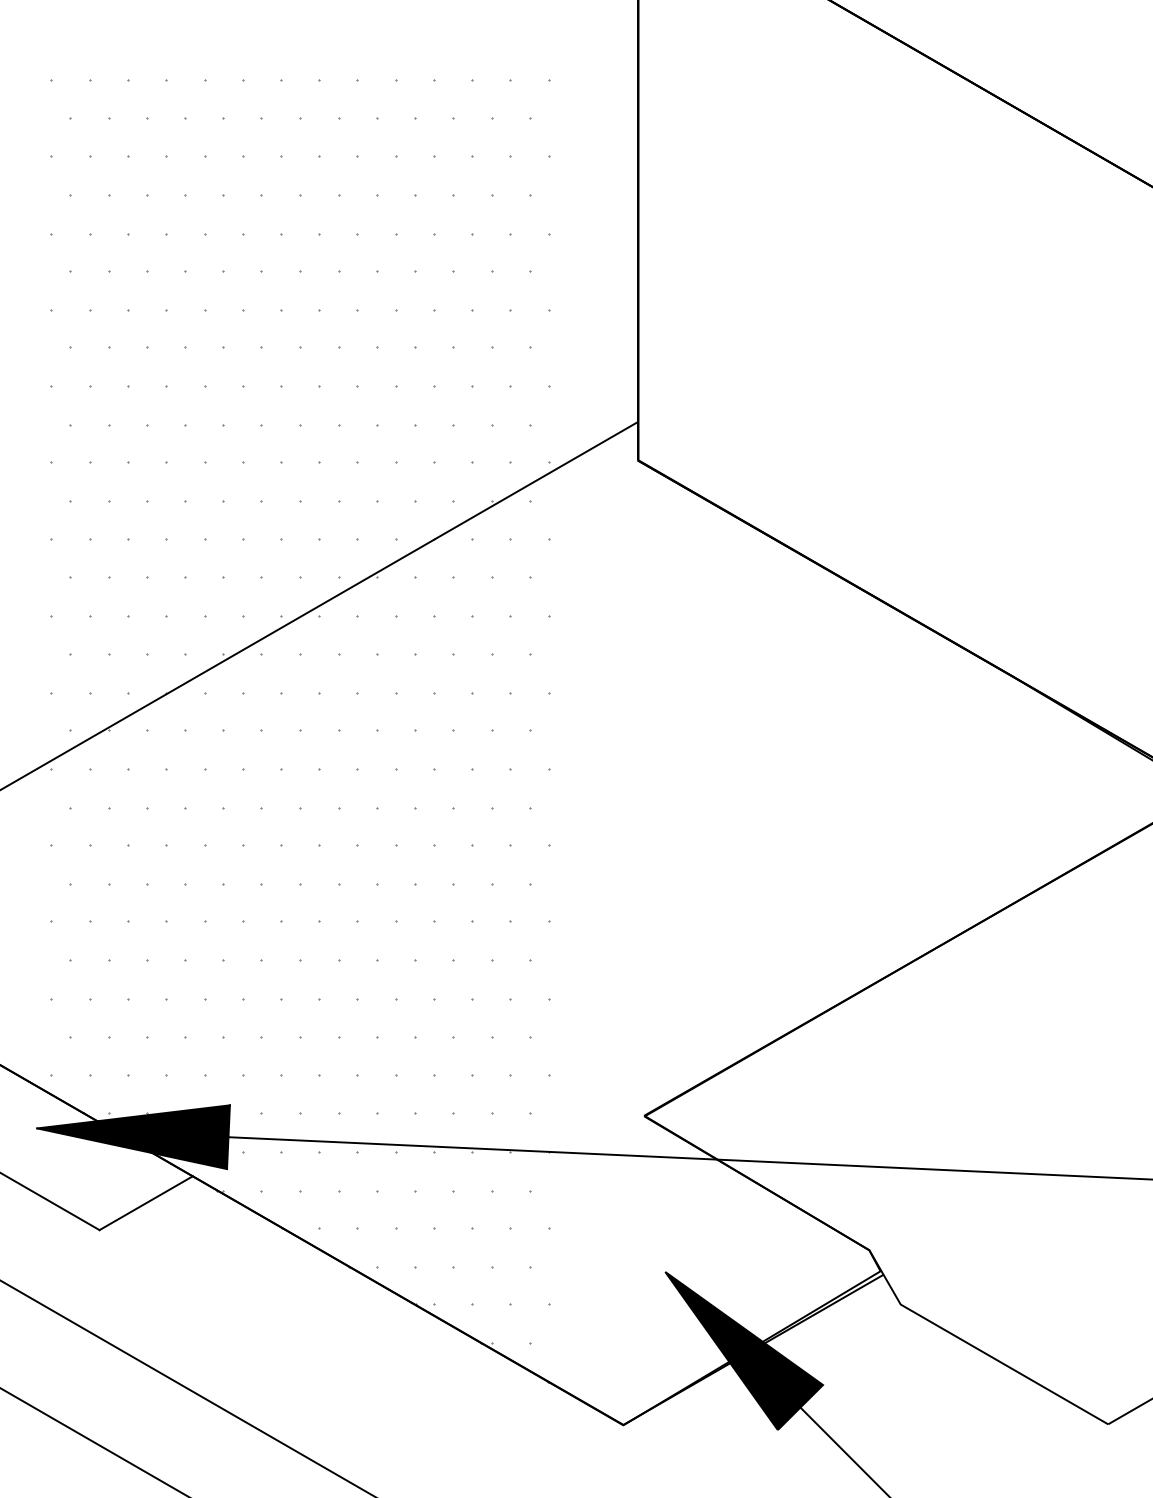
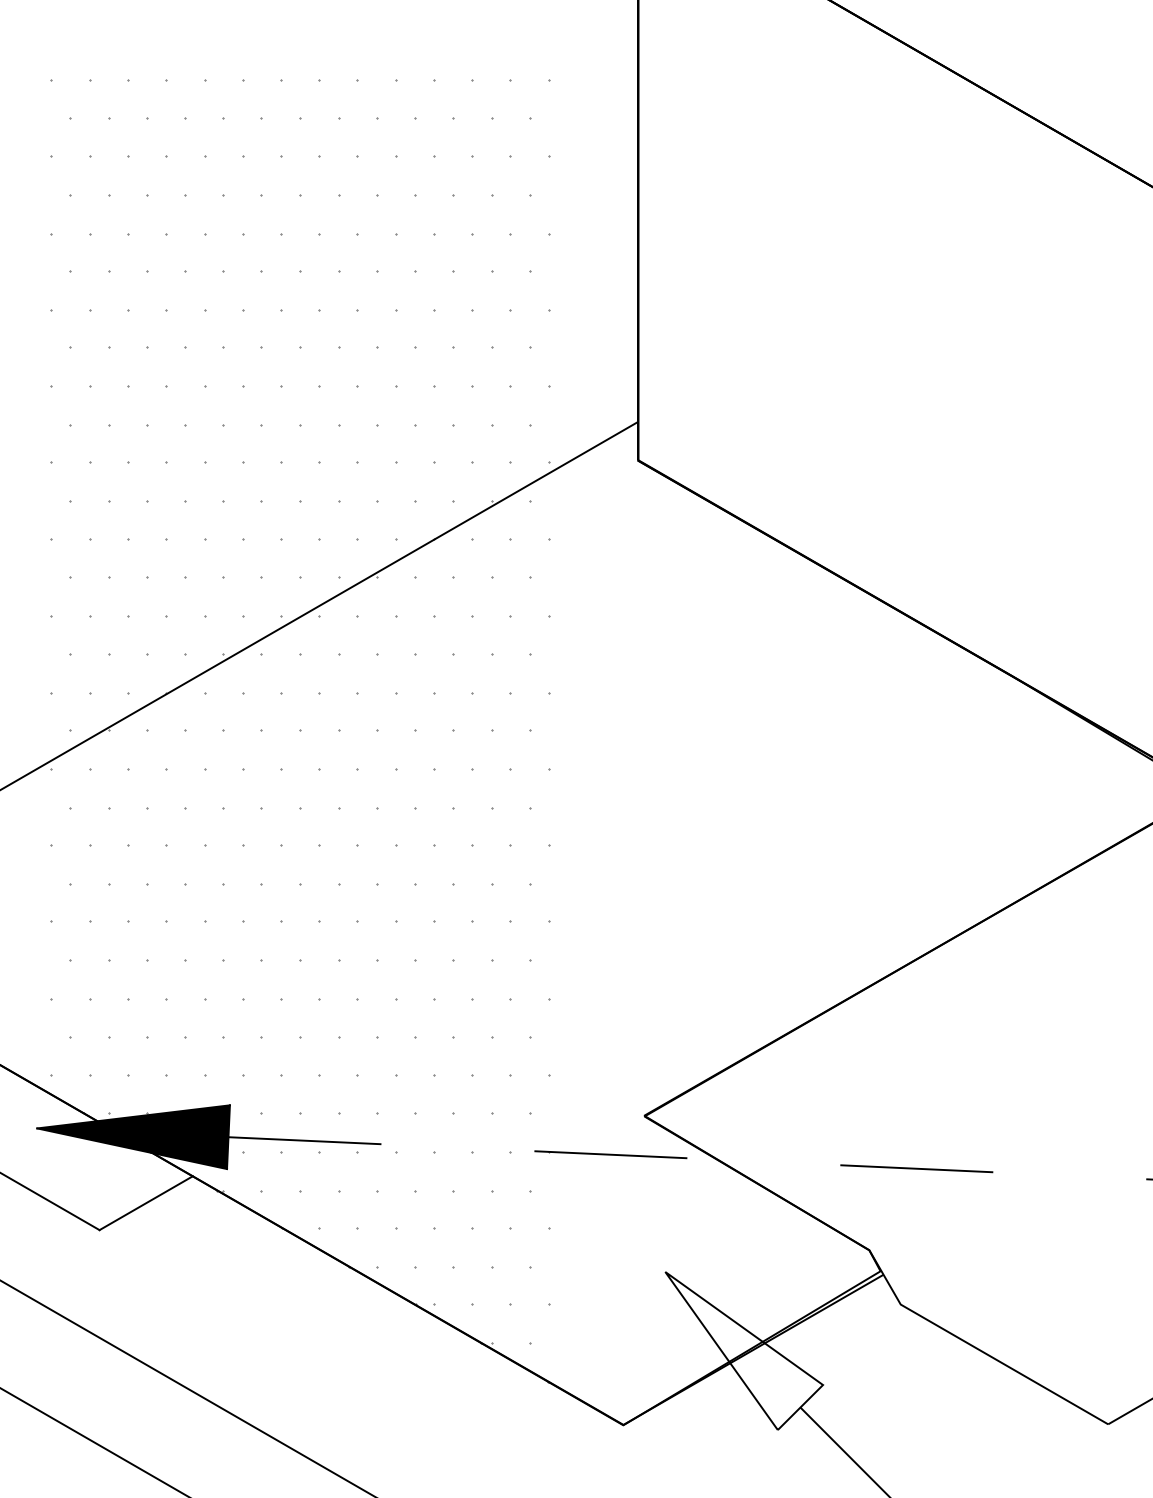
line: solid -> dashed (690, 1158)
fill: present -> none (744, 1350)
